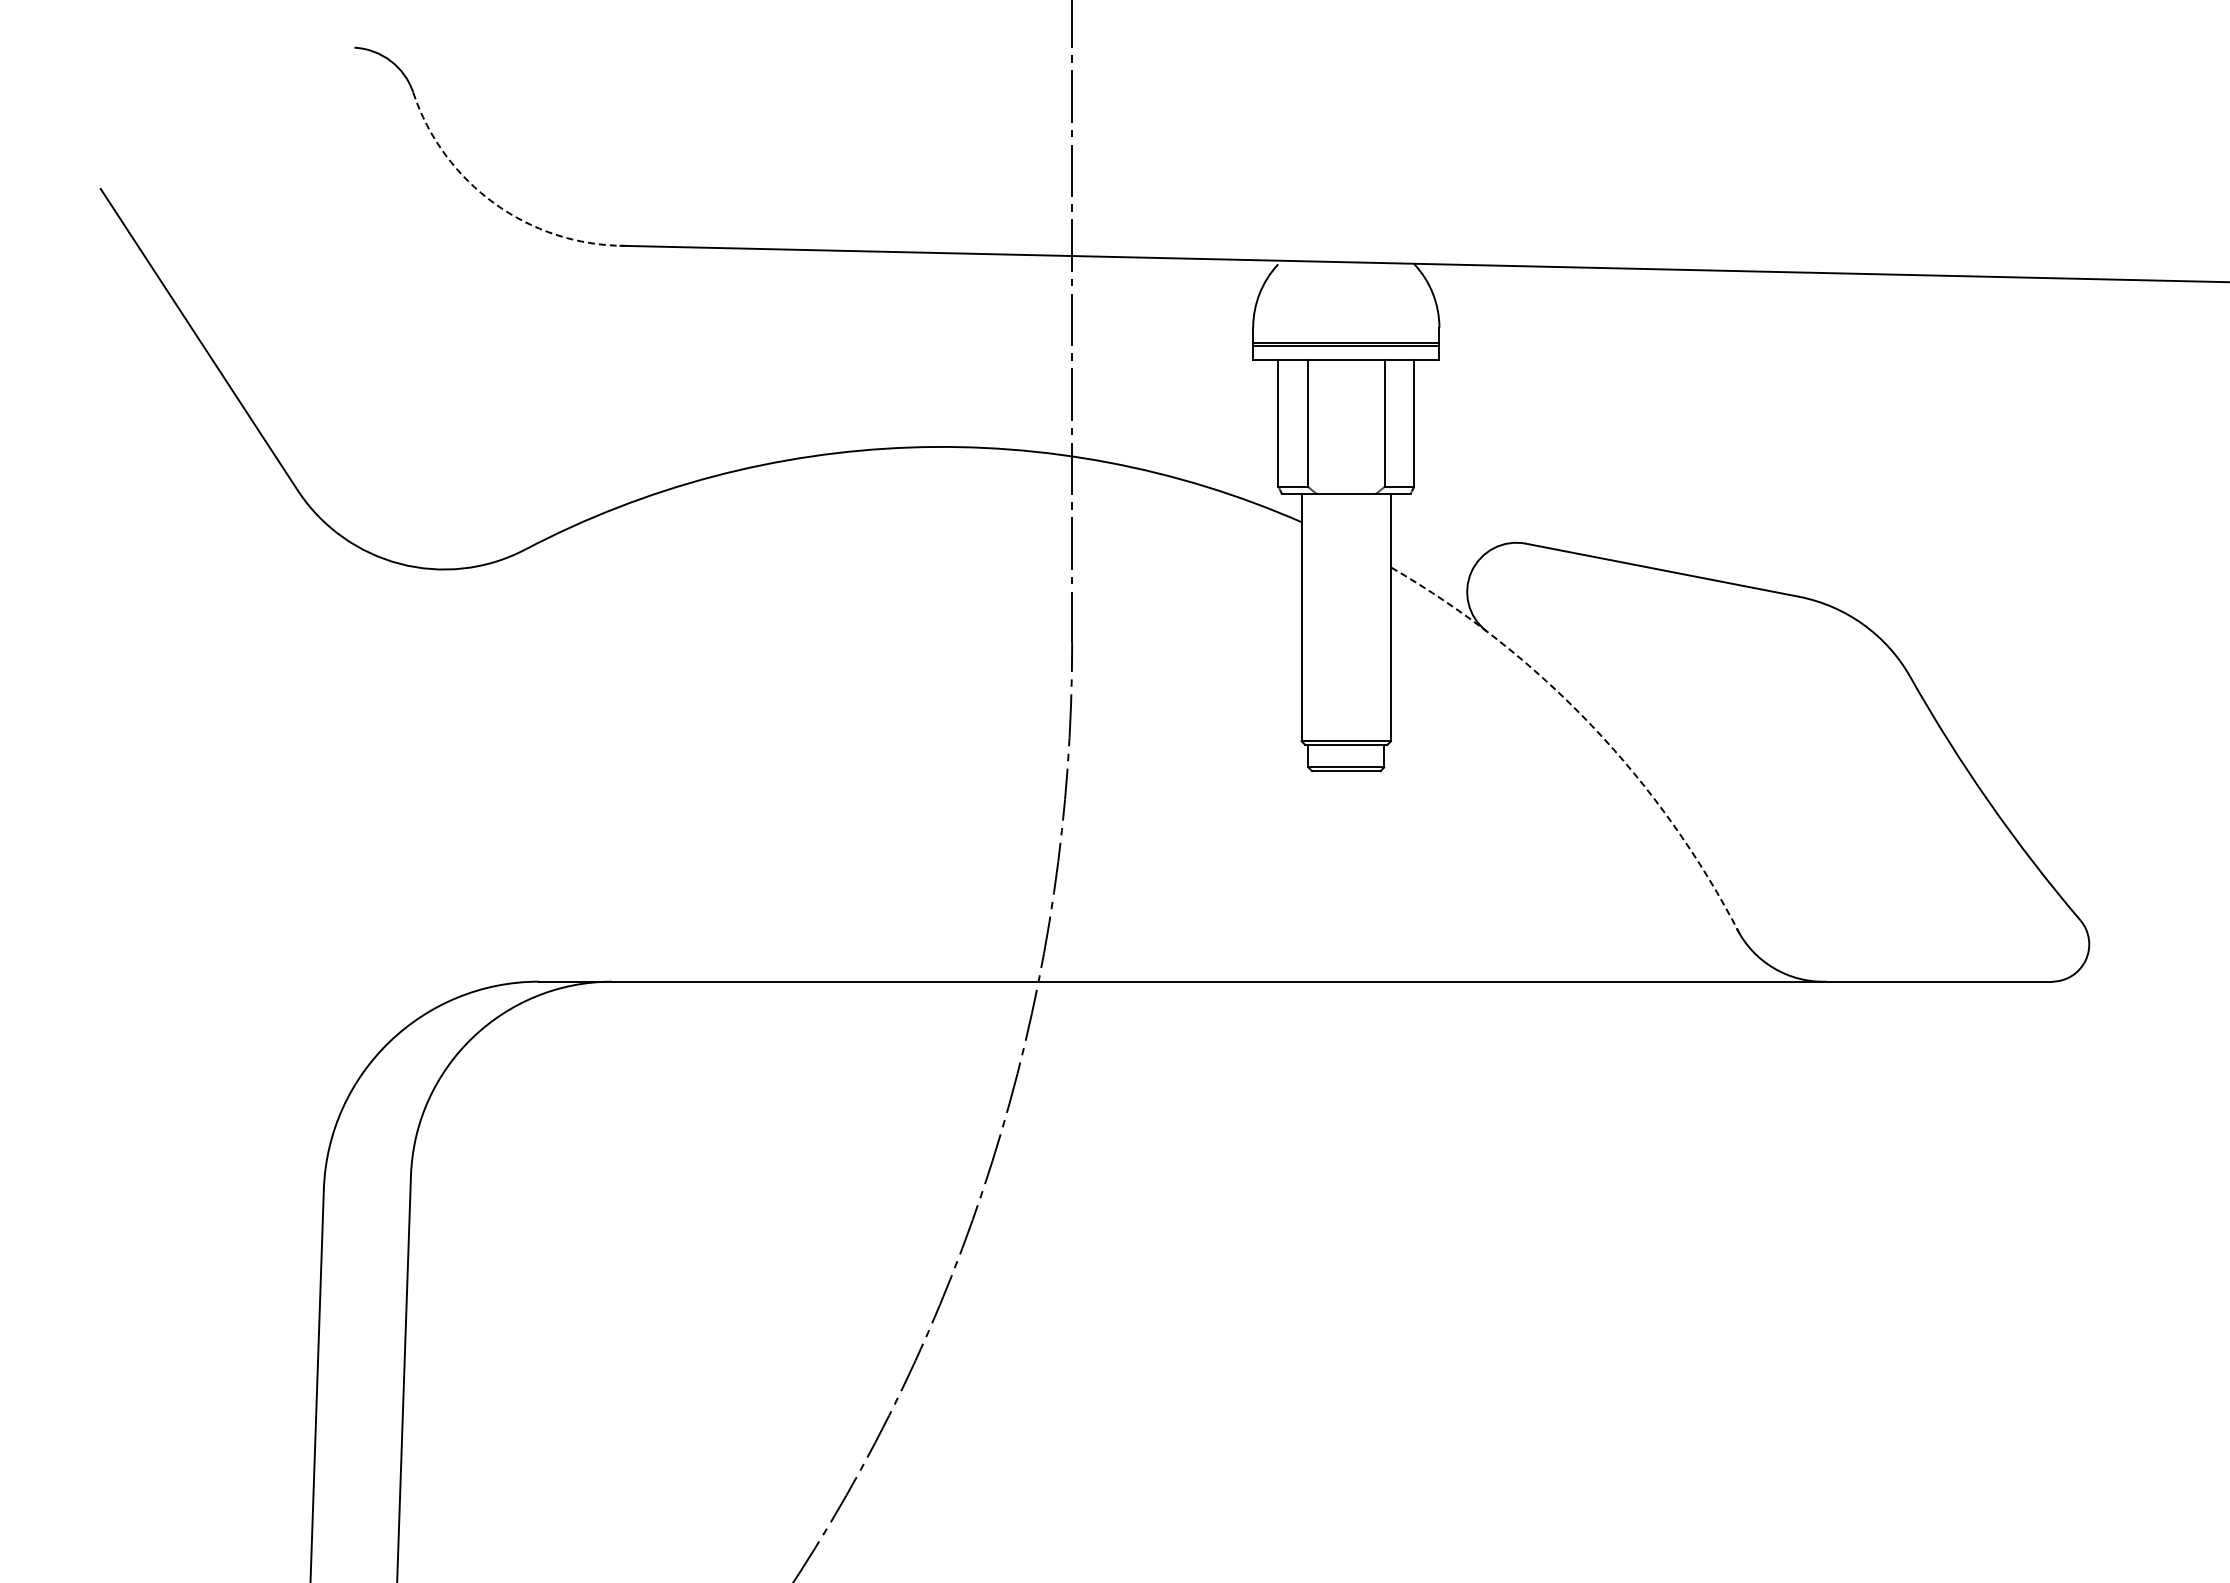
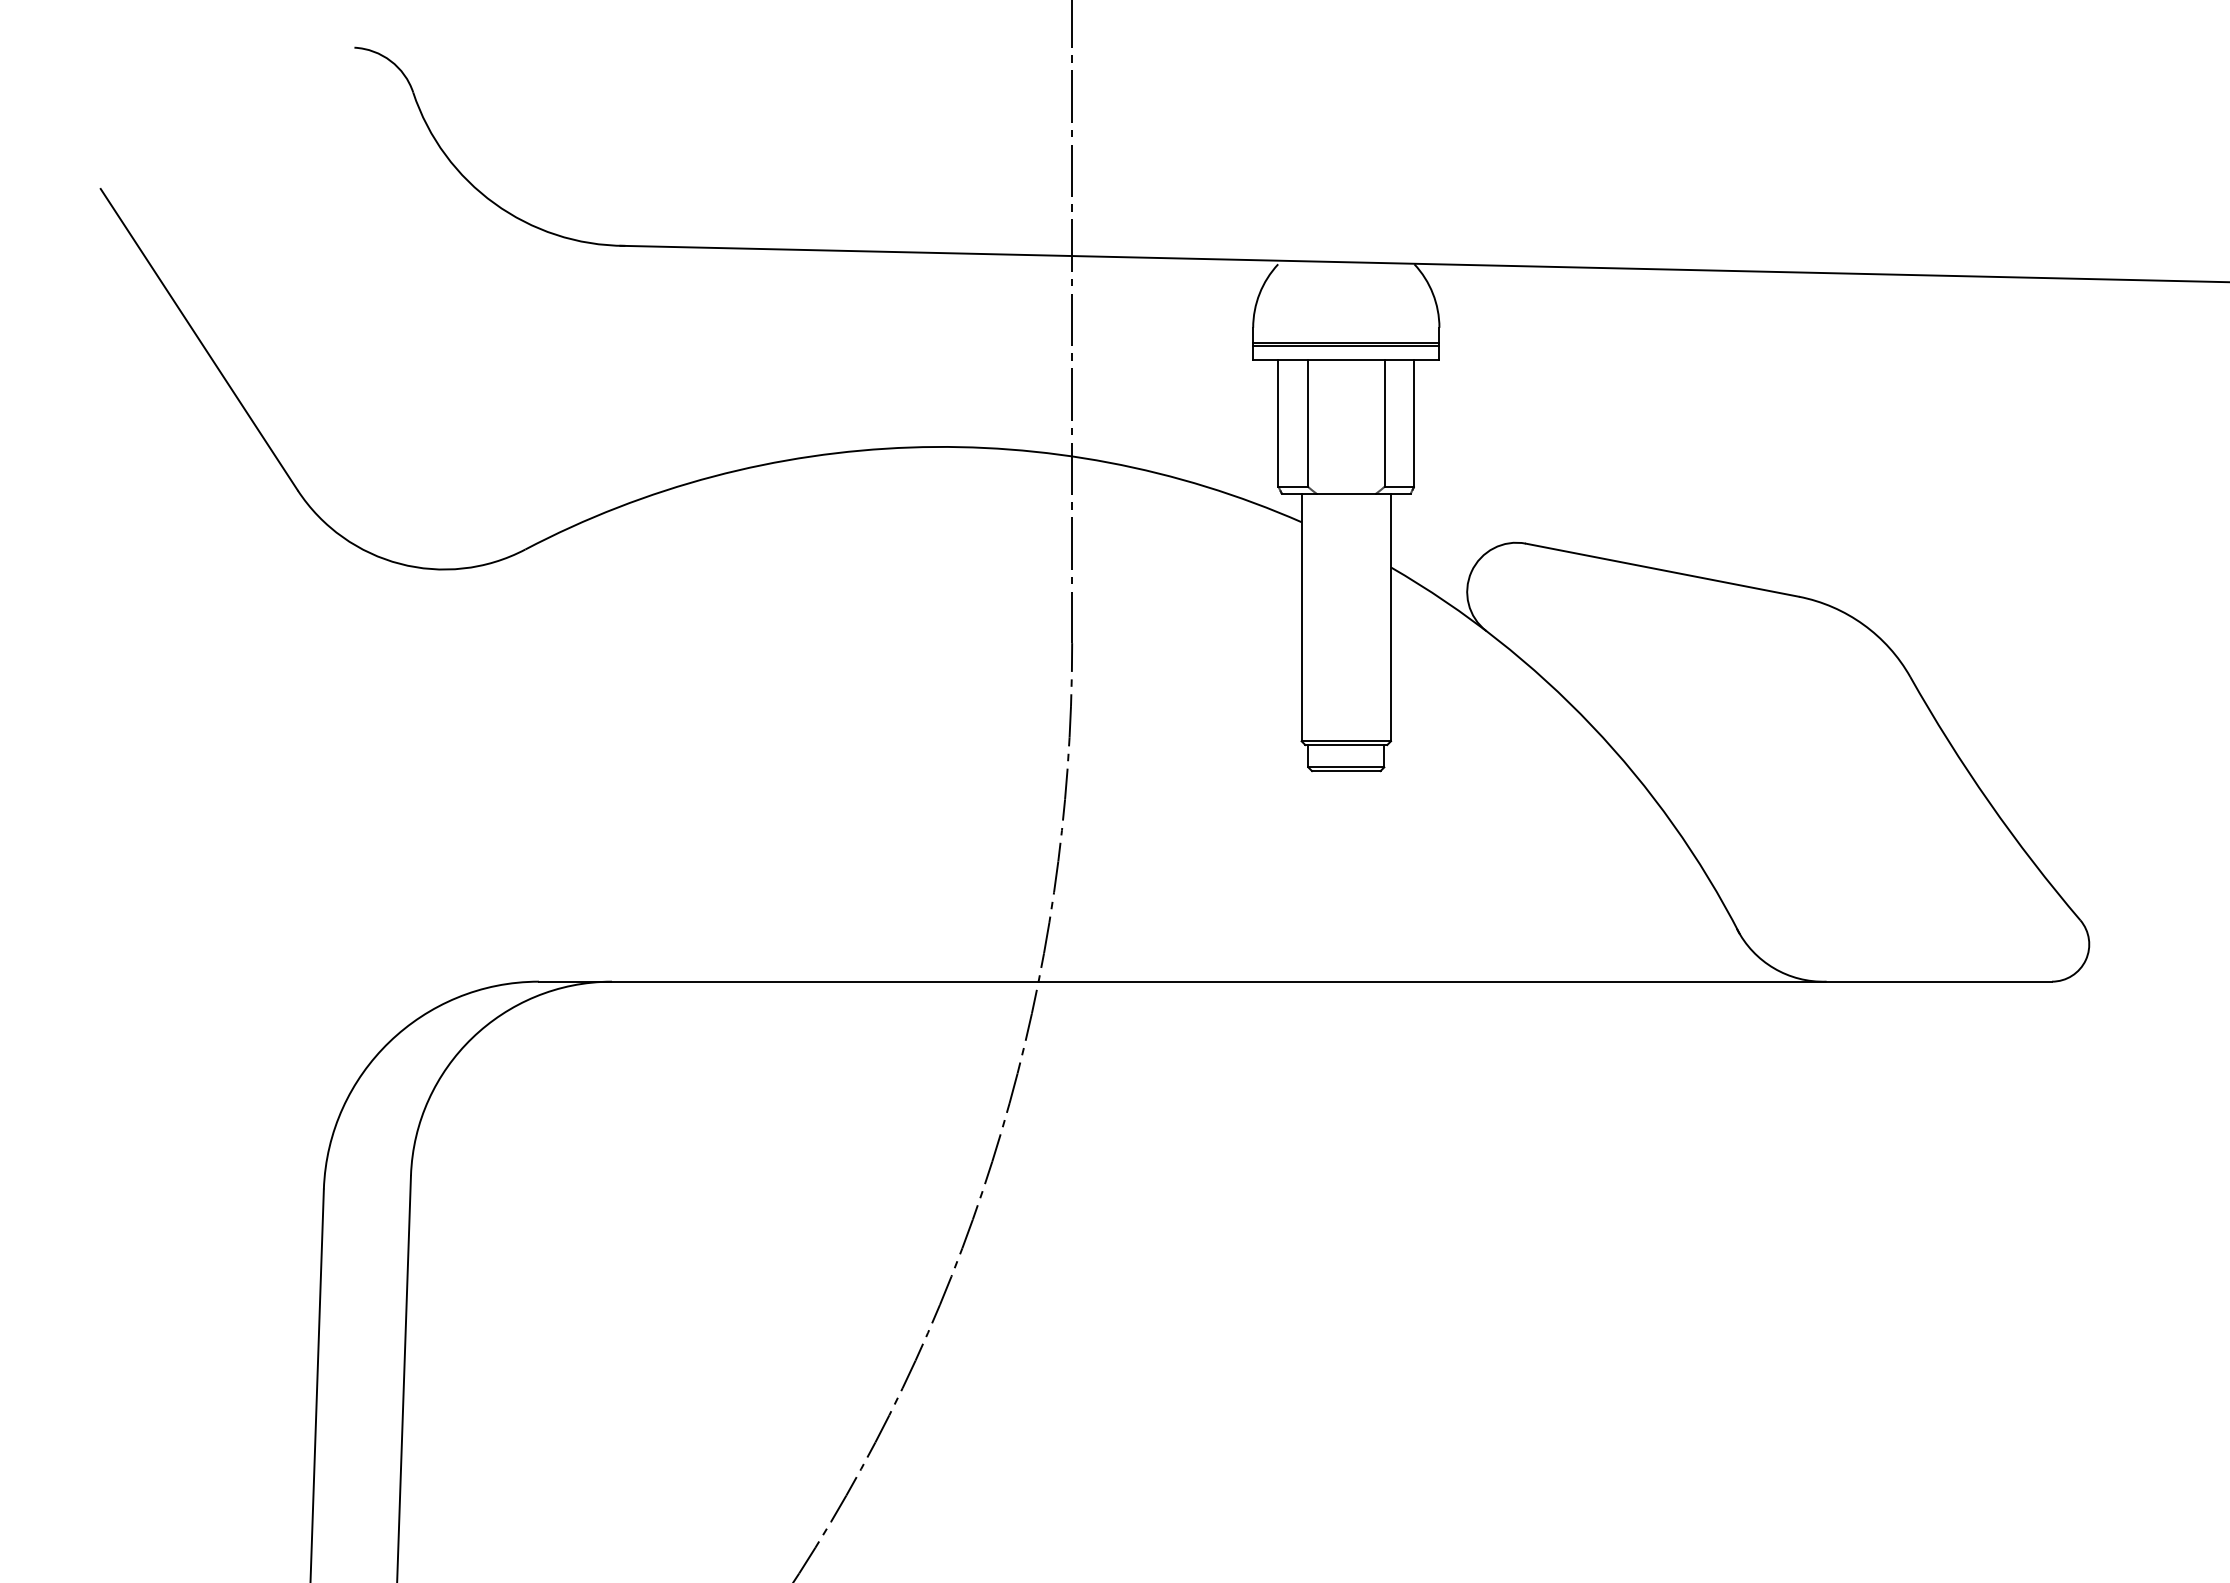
arc: dashed -> solid (494, 203)
arc: dashed -> solid (1591, 725)
